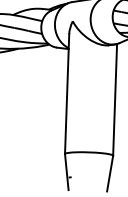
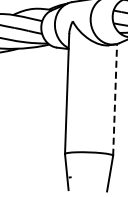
line: solid -> dashed (115, 99)
